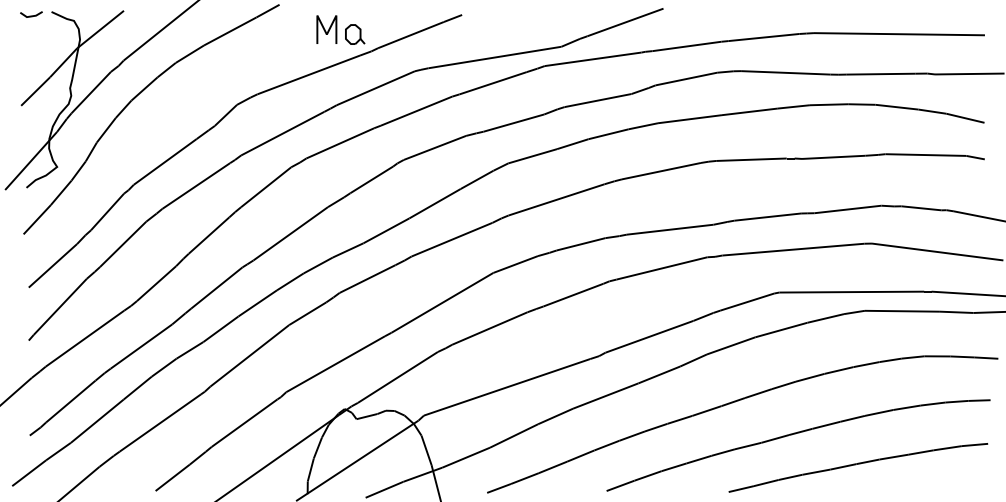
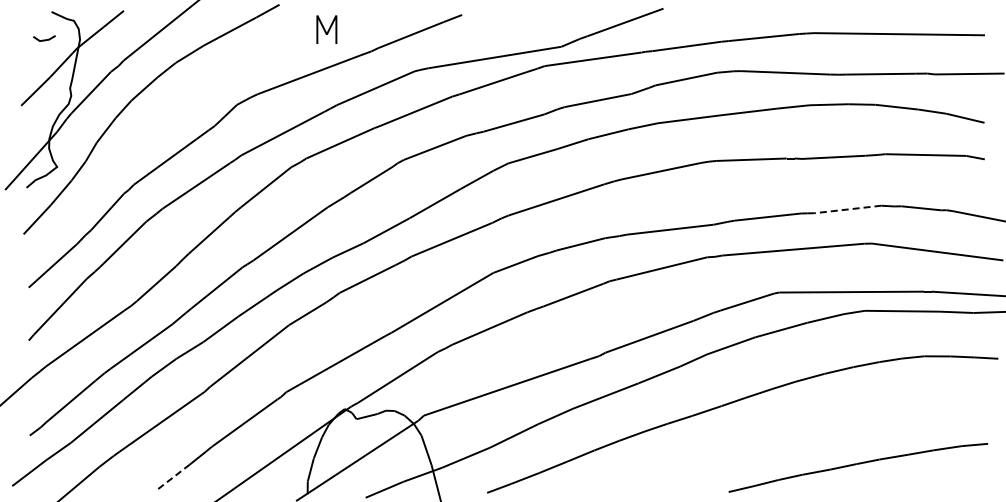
line position: (31, 15) -> (44, 39) (44, 39)
part: present -> none (355, 34)
line: solid -> dashed (847, 209)
part: present -> none (795, 434)
line: solid -> dashed (172, 477)
